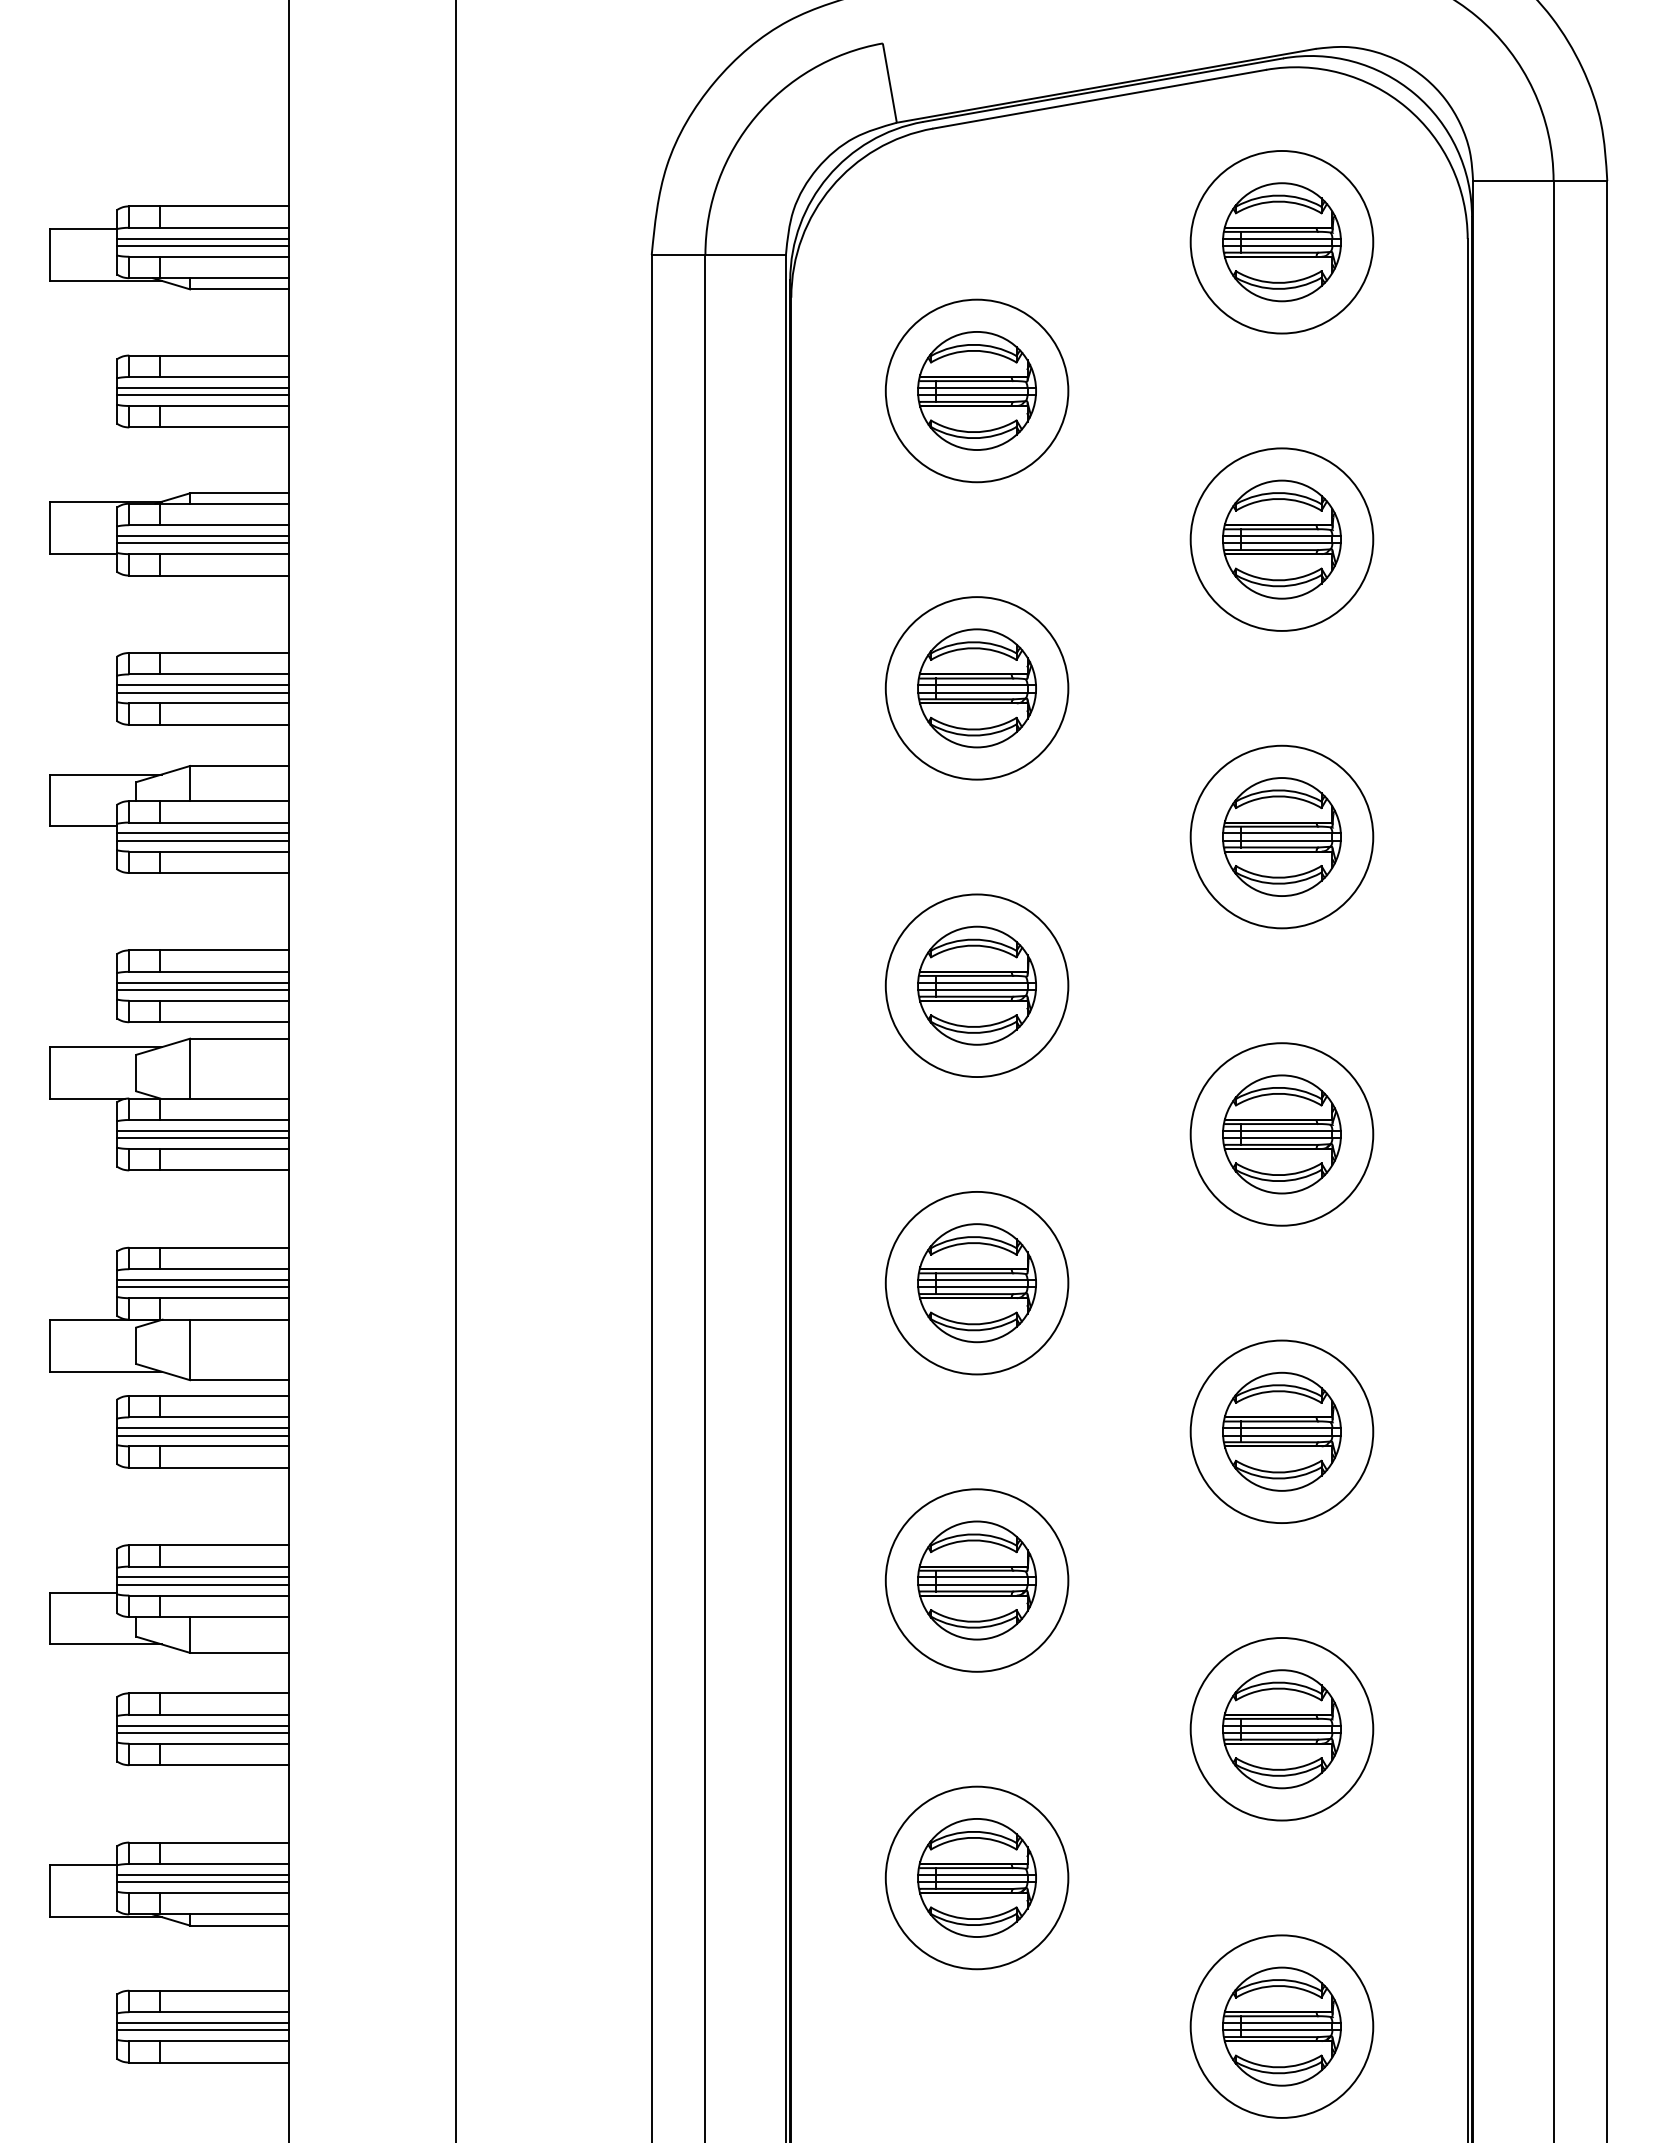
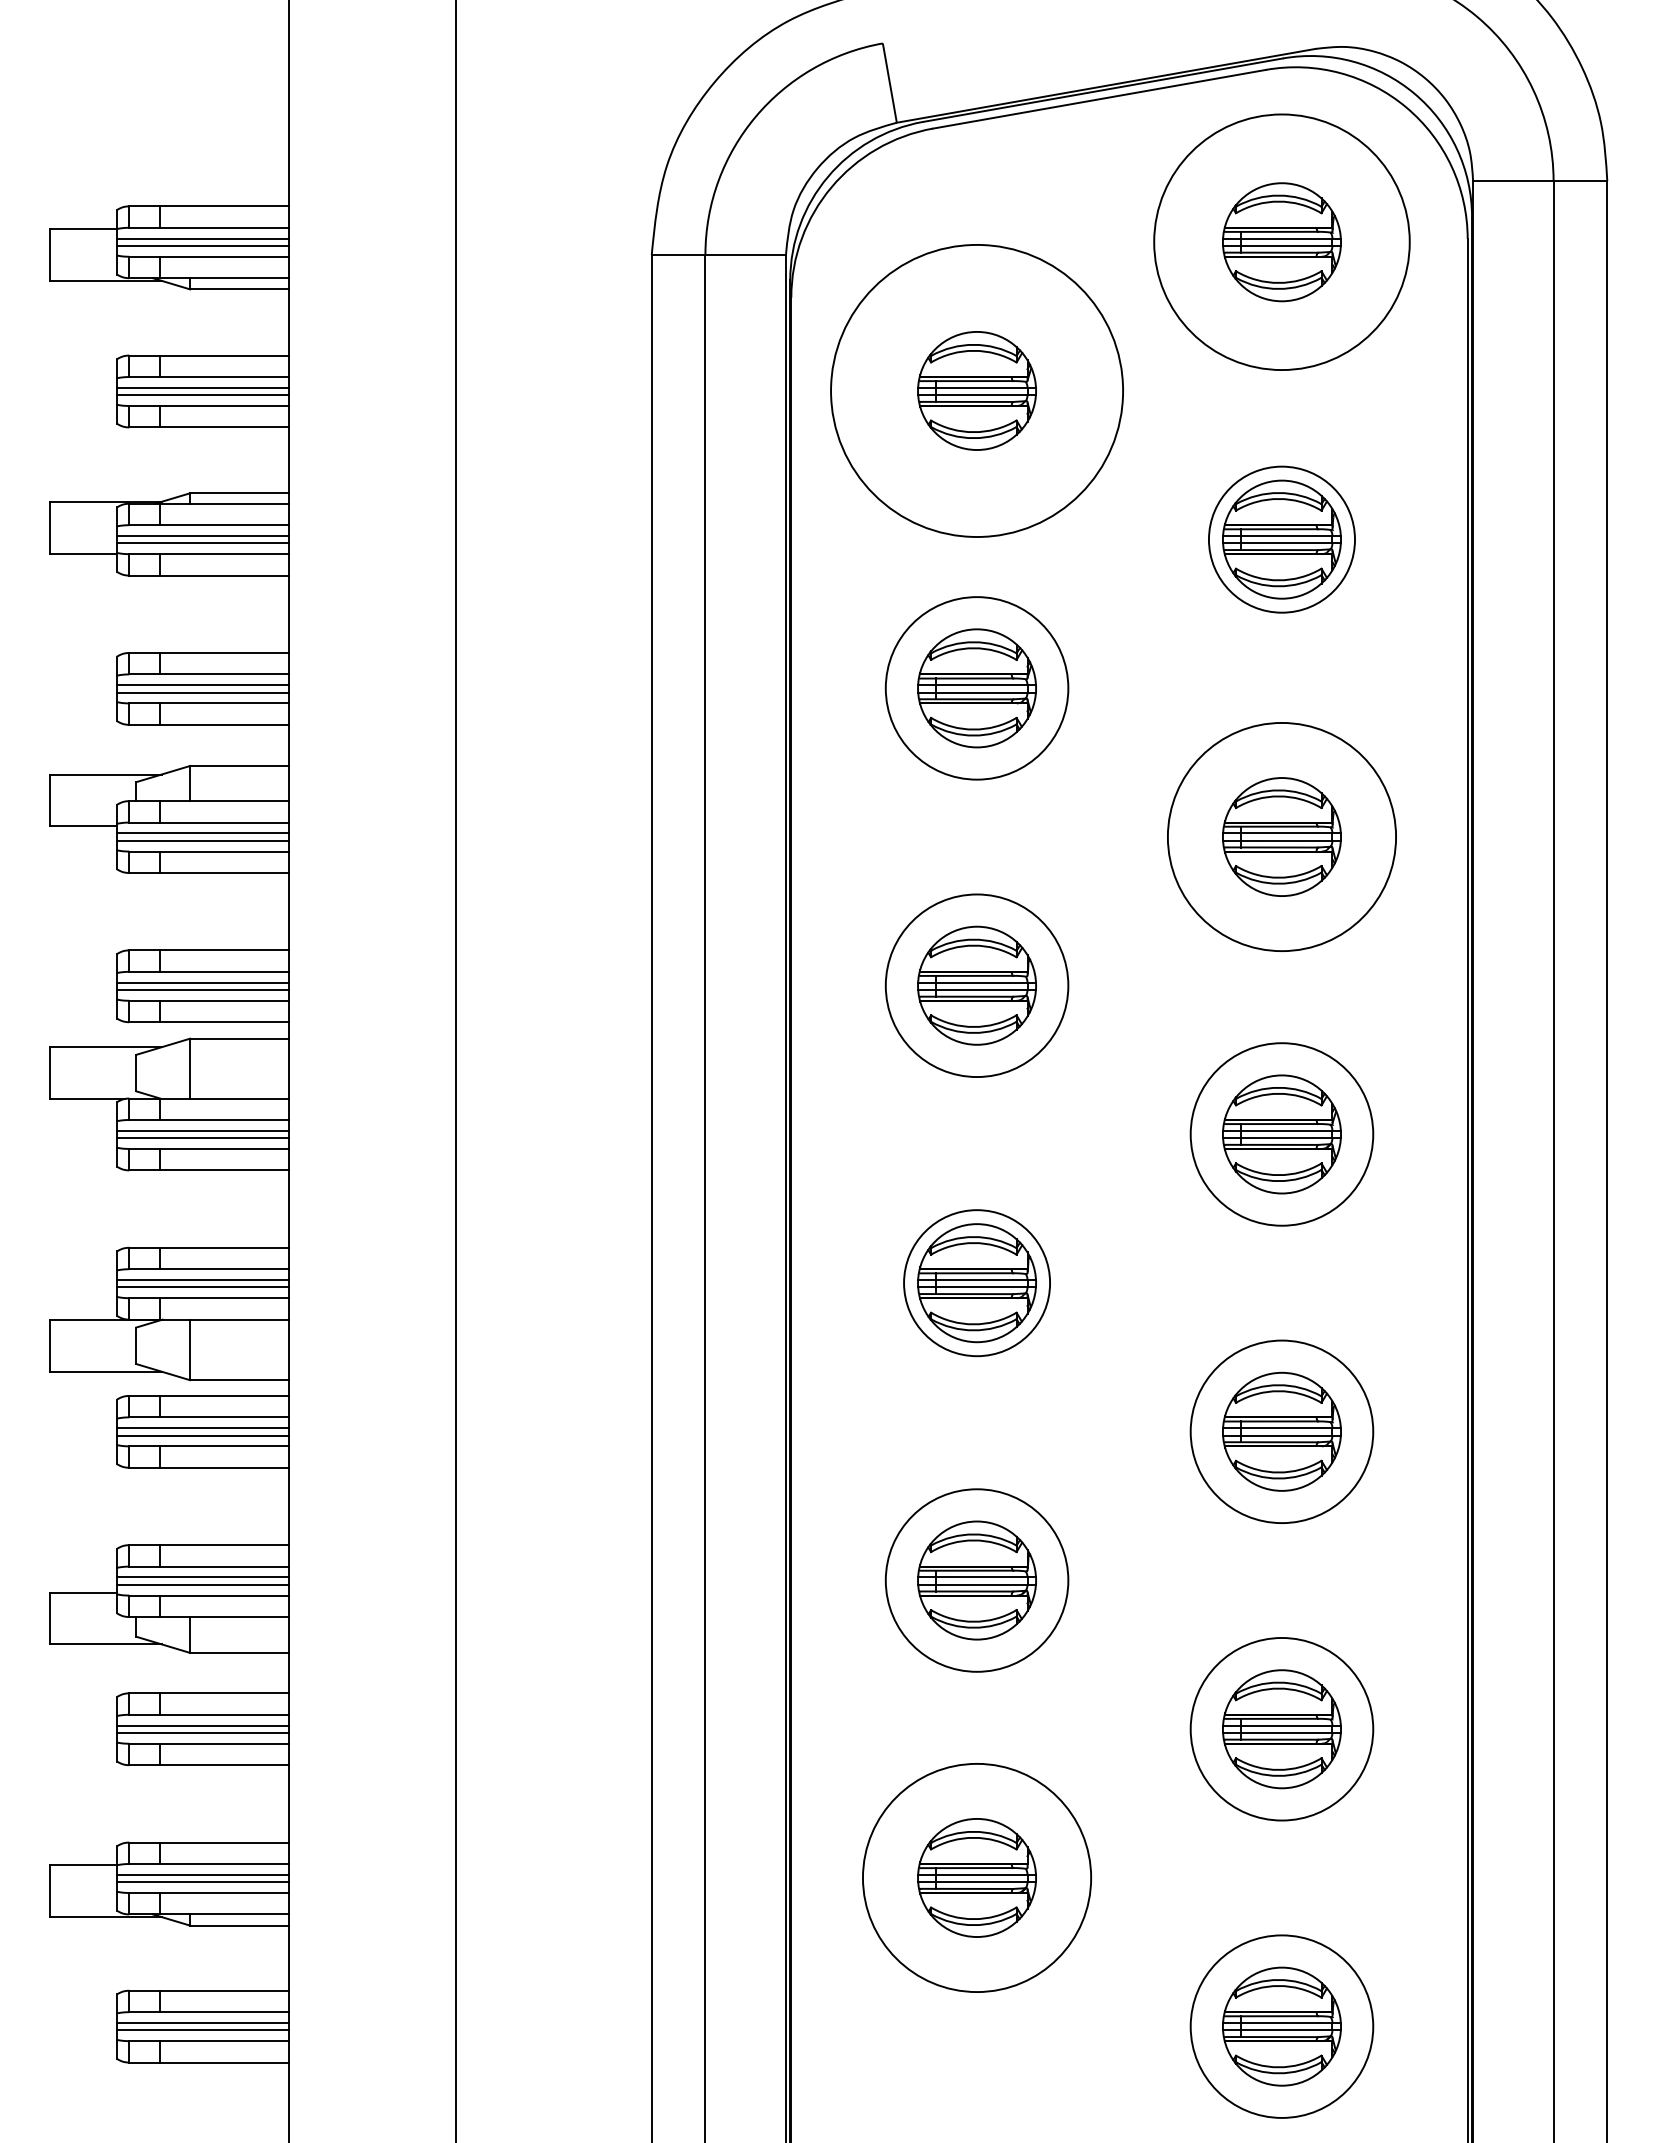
circle diameter: 183 px -> 256 px (1281, 242)
circle diameter: 183 px -> 292 px (977, 390)
circle diameter: 183 px -> 146 px (1281, 539)
circle diameter: 183 px -> 228 px (1281, 836)
circle diameter: 183 px -> 146 px (977, 1283)
circle diameter: 183 px -> 228 px (976, 1877)
